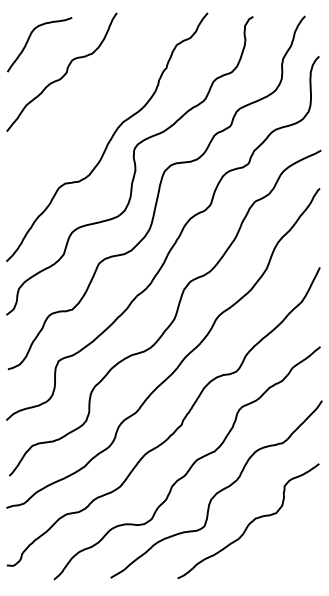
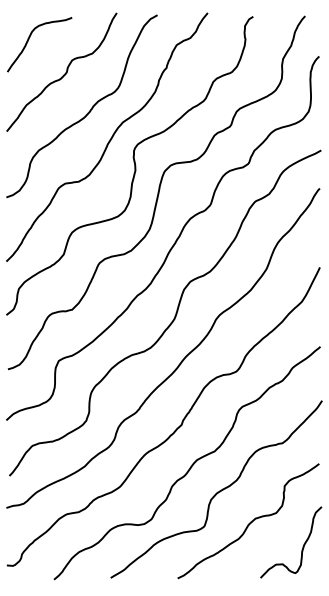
curve: none -> present (88, 111)
curve: none -> present (302, 546)
